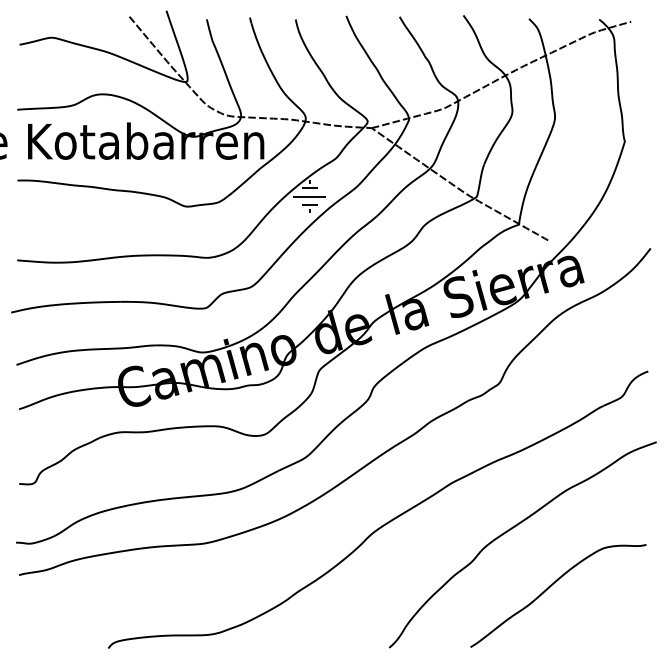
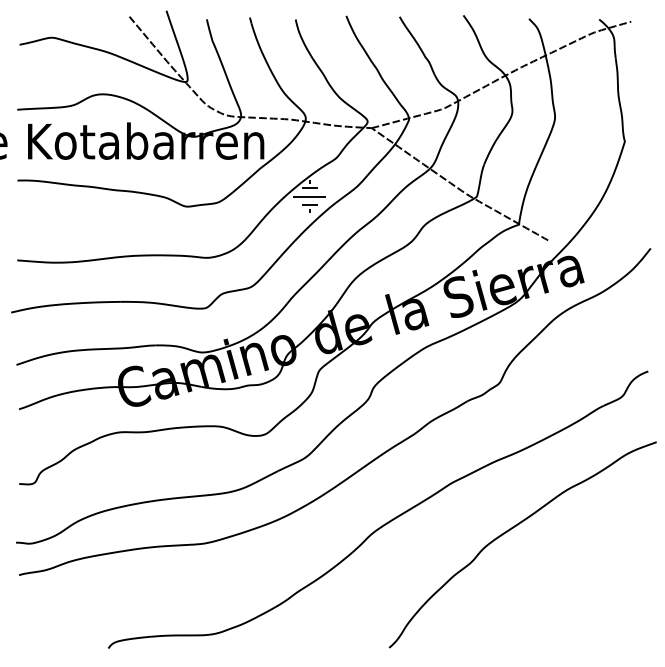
curve: present -> none (550, 587)
